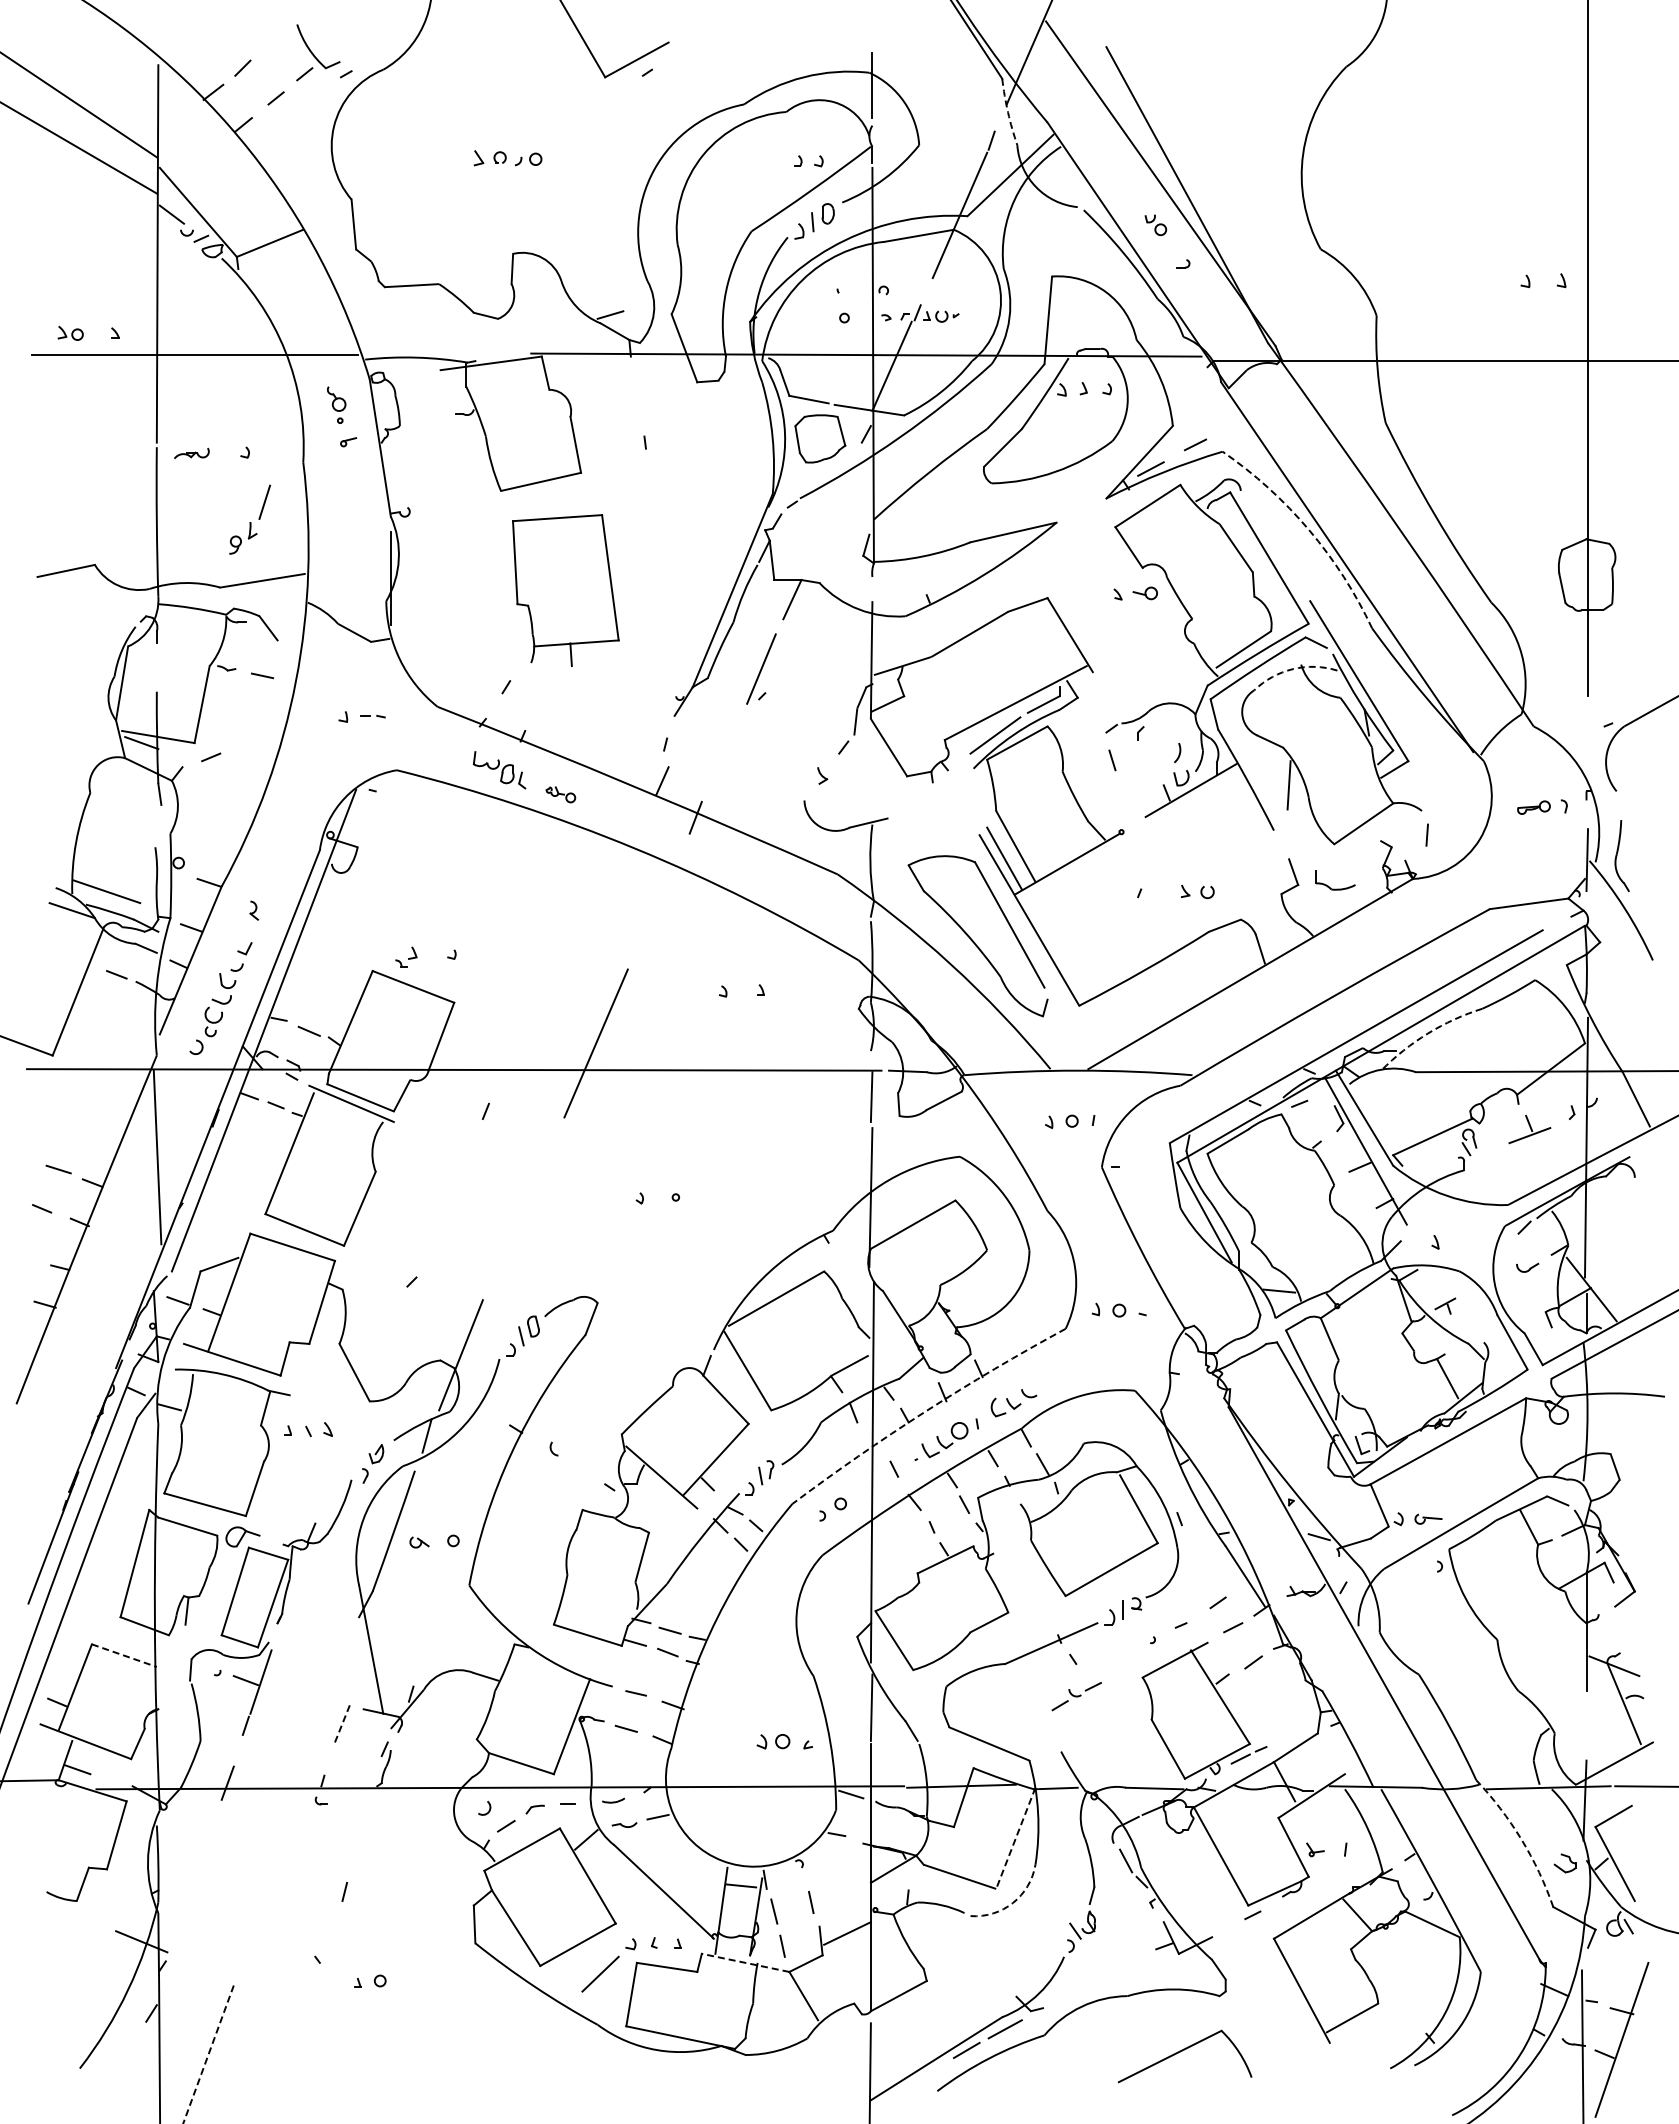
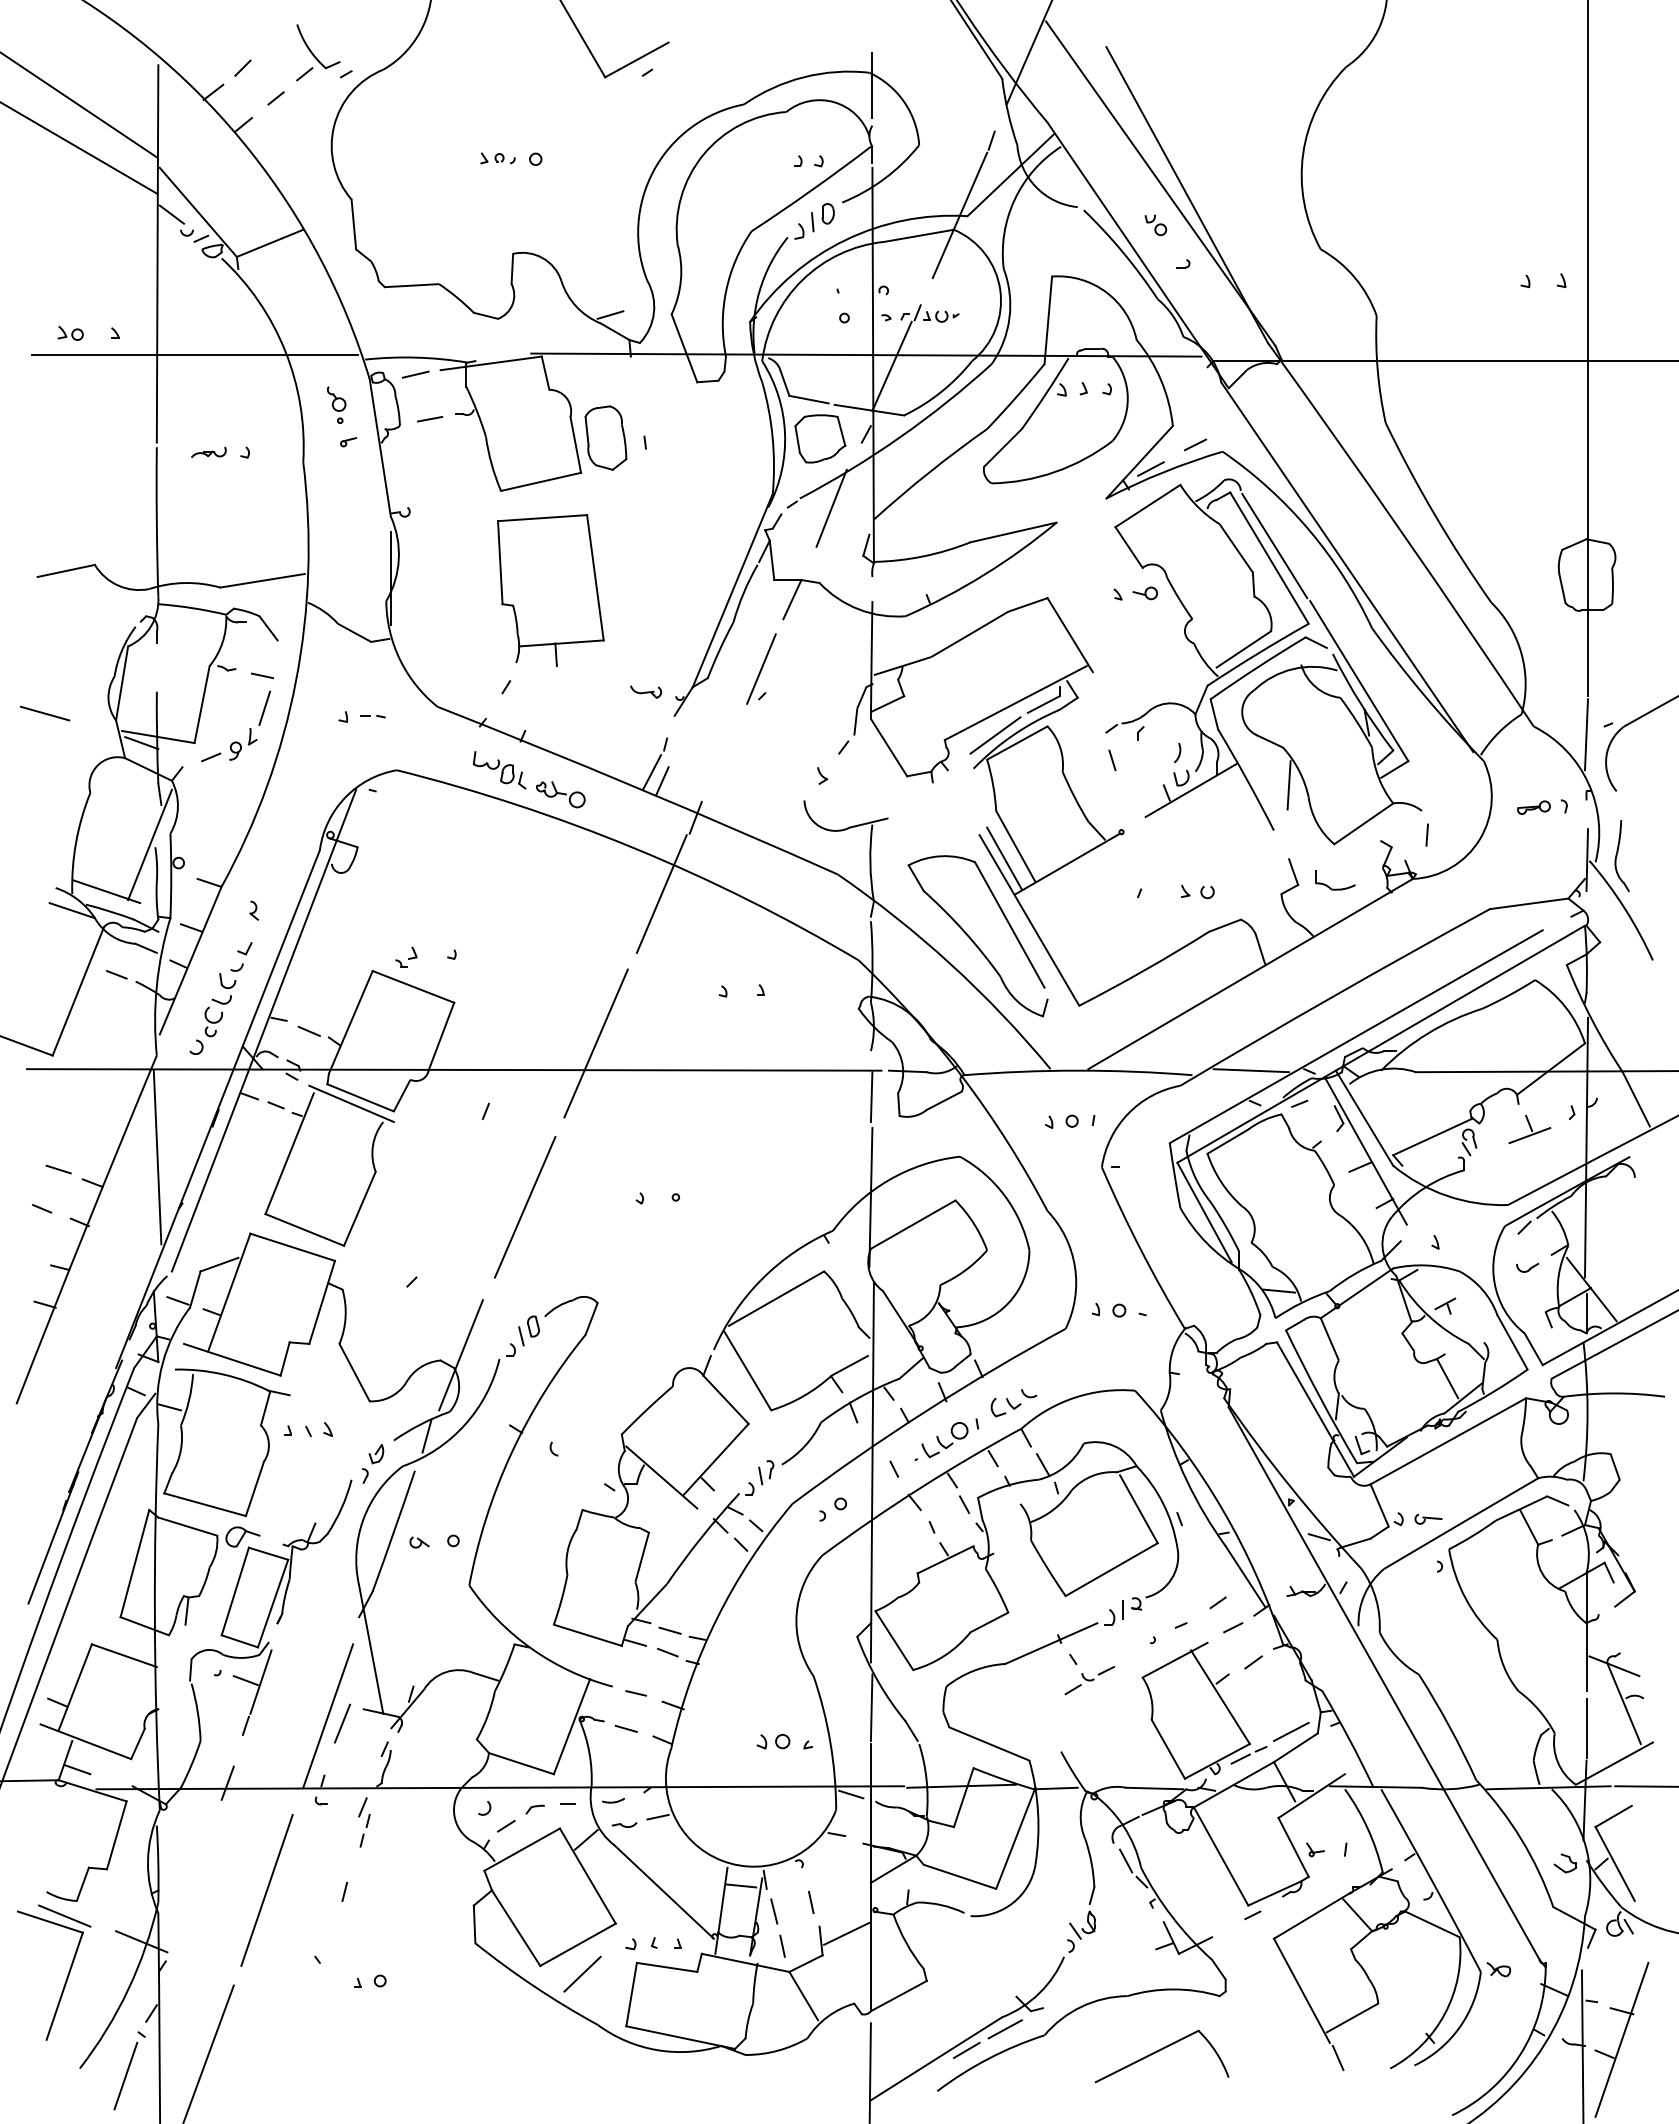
arc: dashed -> solid (1008, 112)
part size: 50x17 px -> 36x13 px (497, 158)
line: none -> present (415, 374)
line: none -> present (430, 418)
part: none -> present (605, 437)
part position: (191, 452) -> (208, 451) (208, 451)
line: none -> present (831, 507)
part position: (250, 519) -> (250, 725) (250, 725)
arc: dashed -> solid (1309, 530)
line: none -> present (1274, 545)
part position: (565, 590) -> (550, 590) (550, 590)
arc: dashed -> solid (1293, 669)
part: none -> present (646, 691)
line: none -> present (44, 713)
line: none -> present (1586, 734)
line: none -> present (651, 772)
part size: 32x18 px -> 50x28 px (560, 794)
line: none -> present (149, 844)
line: none -> present (661, 893)
arc: dashed -> solid (1427, 1033)
line: none -> present (1251, 1070)
line: none -> present (525, 1207)
arc: dashed -> solid (925, 1411)
line: dashed -> solid (124, 1655)
part position: (1076, 1696) -> (1089, 1680) (1089, 1680)
line: none -> present (328, 1715)
line: dashed -> solid (342, 1723)
line: none -> present (1586, 1727)
line: none -> present (1291, 1731)
part: none -> present (364, 1822)
line: dashed -> solid (1015, 1838)
arc: dashed -> solid (1521, 1839)
line: none -> present (266, 1889)
arc: dashed -> solid (1012, 1903)
line: dashed -> solid (745, 1962)
part: none -> present (1498, 1969)
line position: (600, 1973) -> (582, 1973) (582, 1973)
part: none -> present (66, 1977)
line: dashed -> solid (208, 2054)
part position: (1184, 2056) -> (1161, 2056) (1161, 2056)
line: none -> present (1337, 2057)
part: none -> present (129, 2070)
